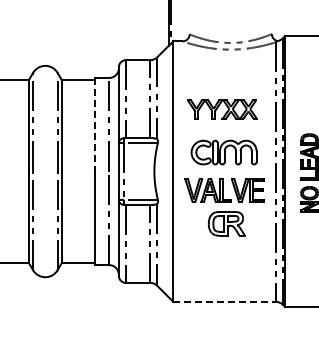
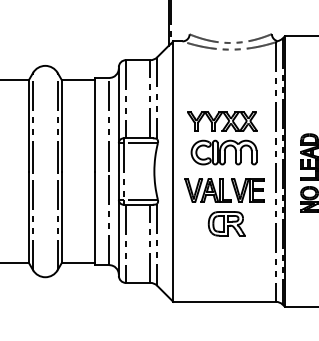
part position: (222, 109) -> (222, 121) (222, 121)
line: dashed -> solid (95, 124)
line: dashed -> solid (225, 301)
